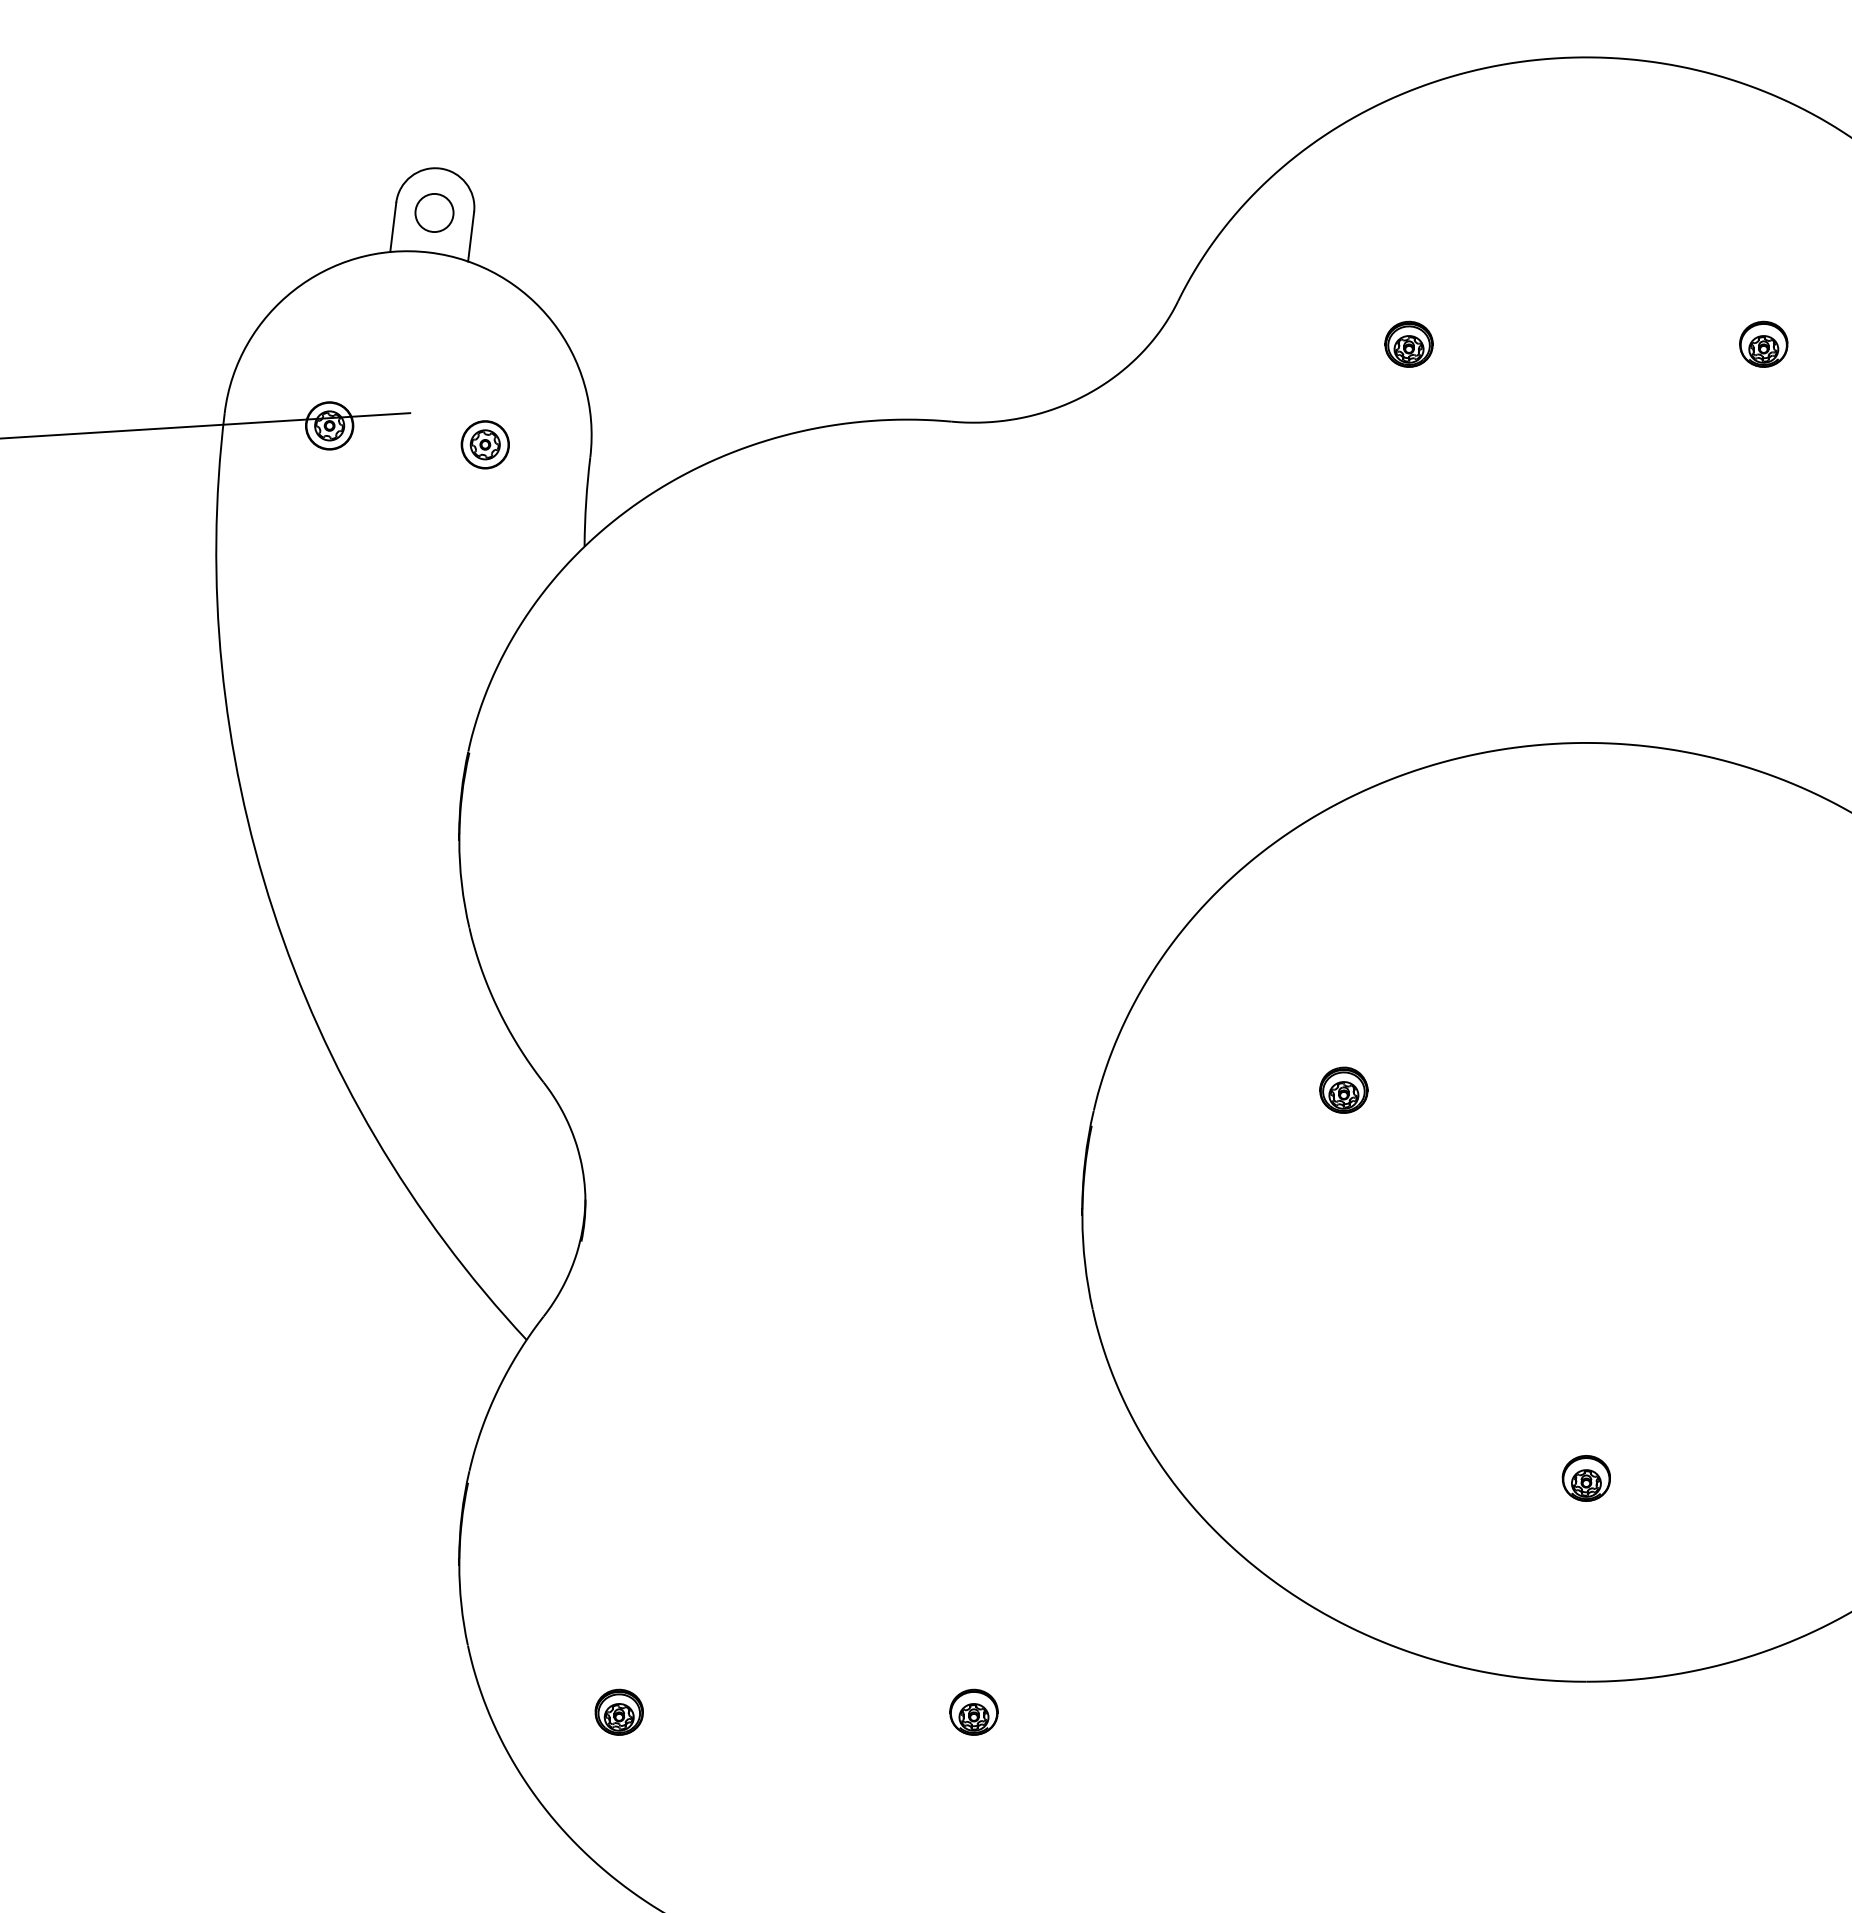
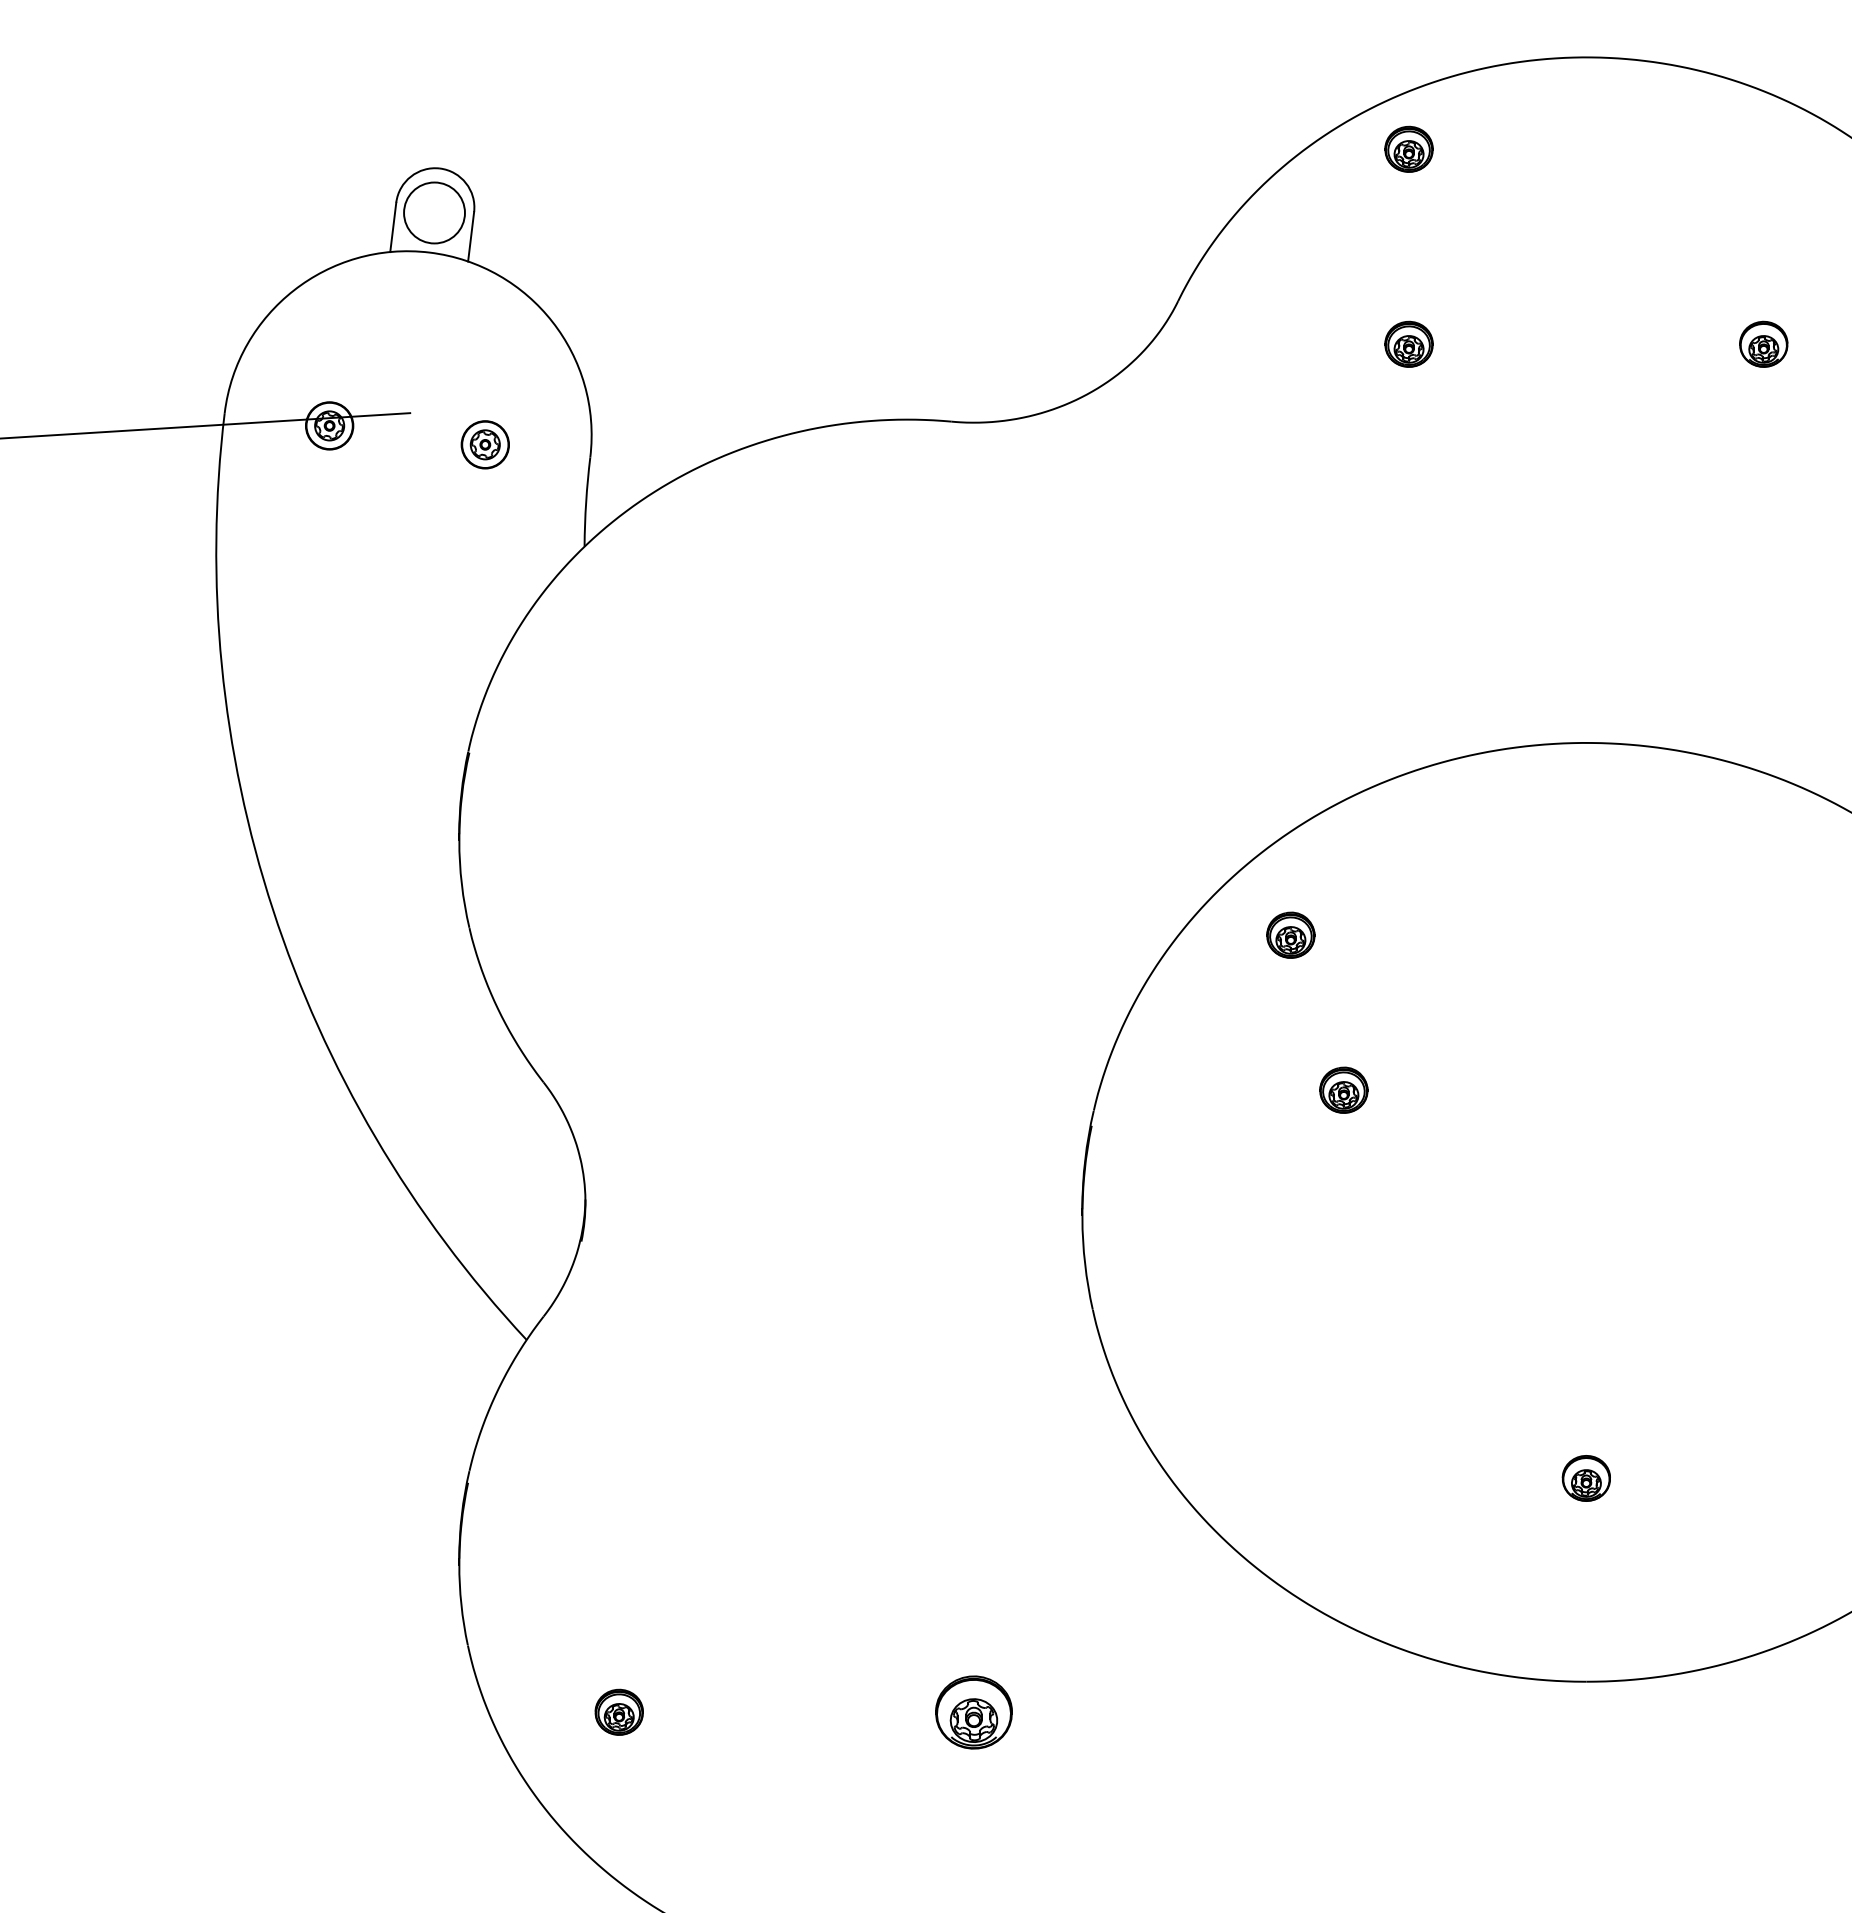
part: none -> present (1408, 148)
circle diameter: 38 px -> 61 px (434, 212)
part: none -> present (1290, 934)
part size: 50x48 px -> 78x75 px (973, 1712)
